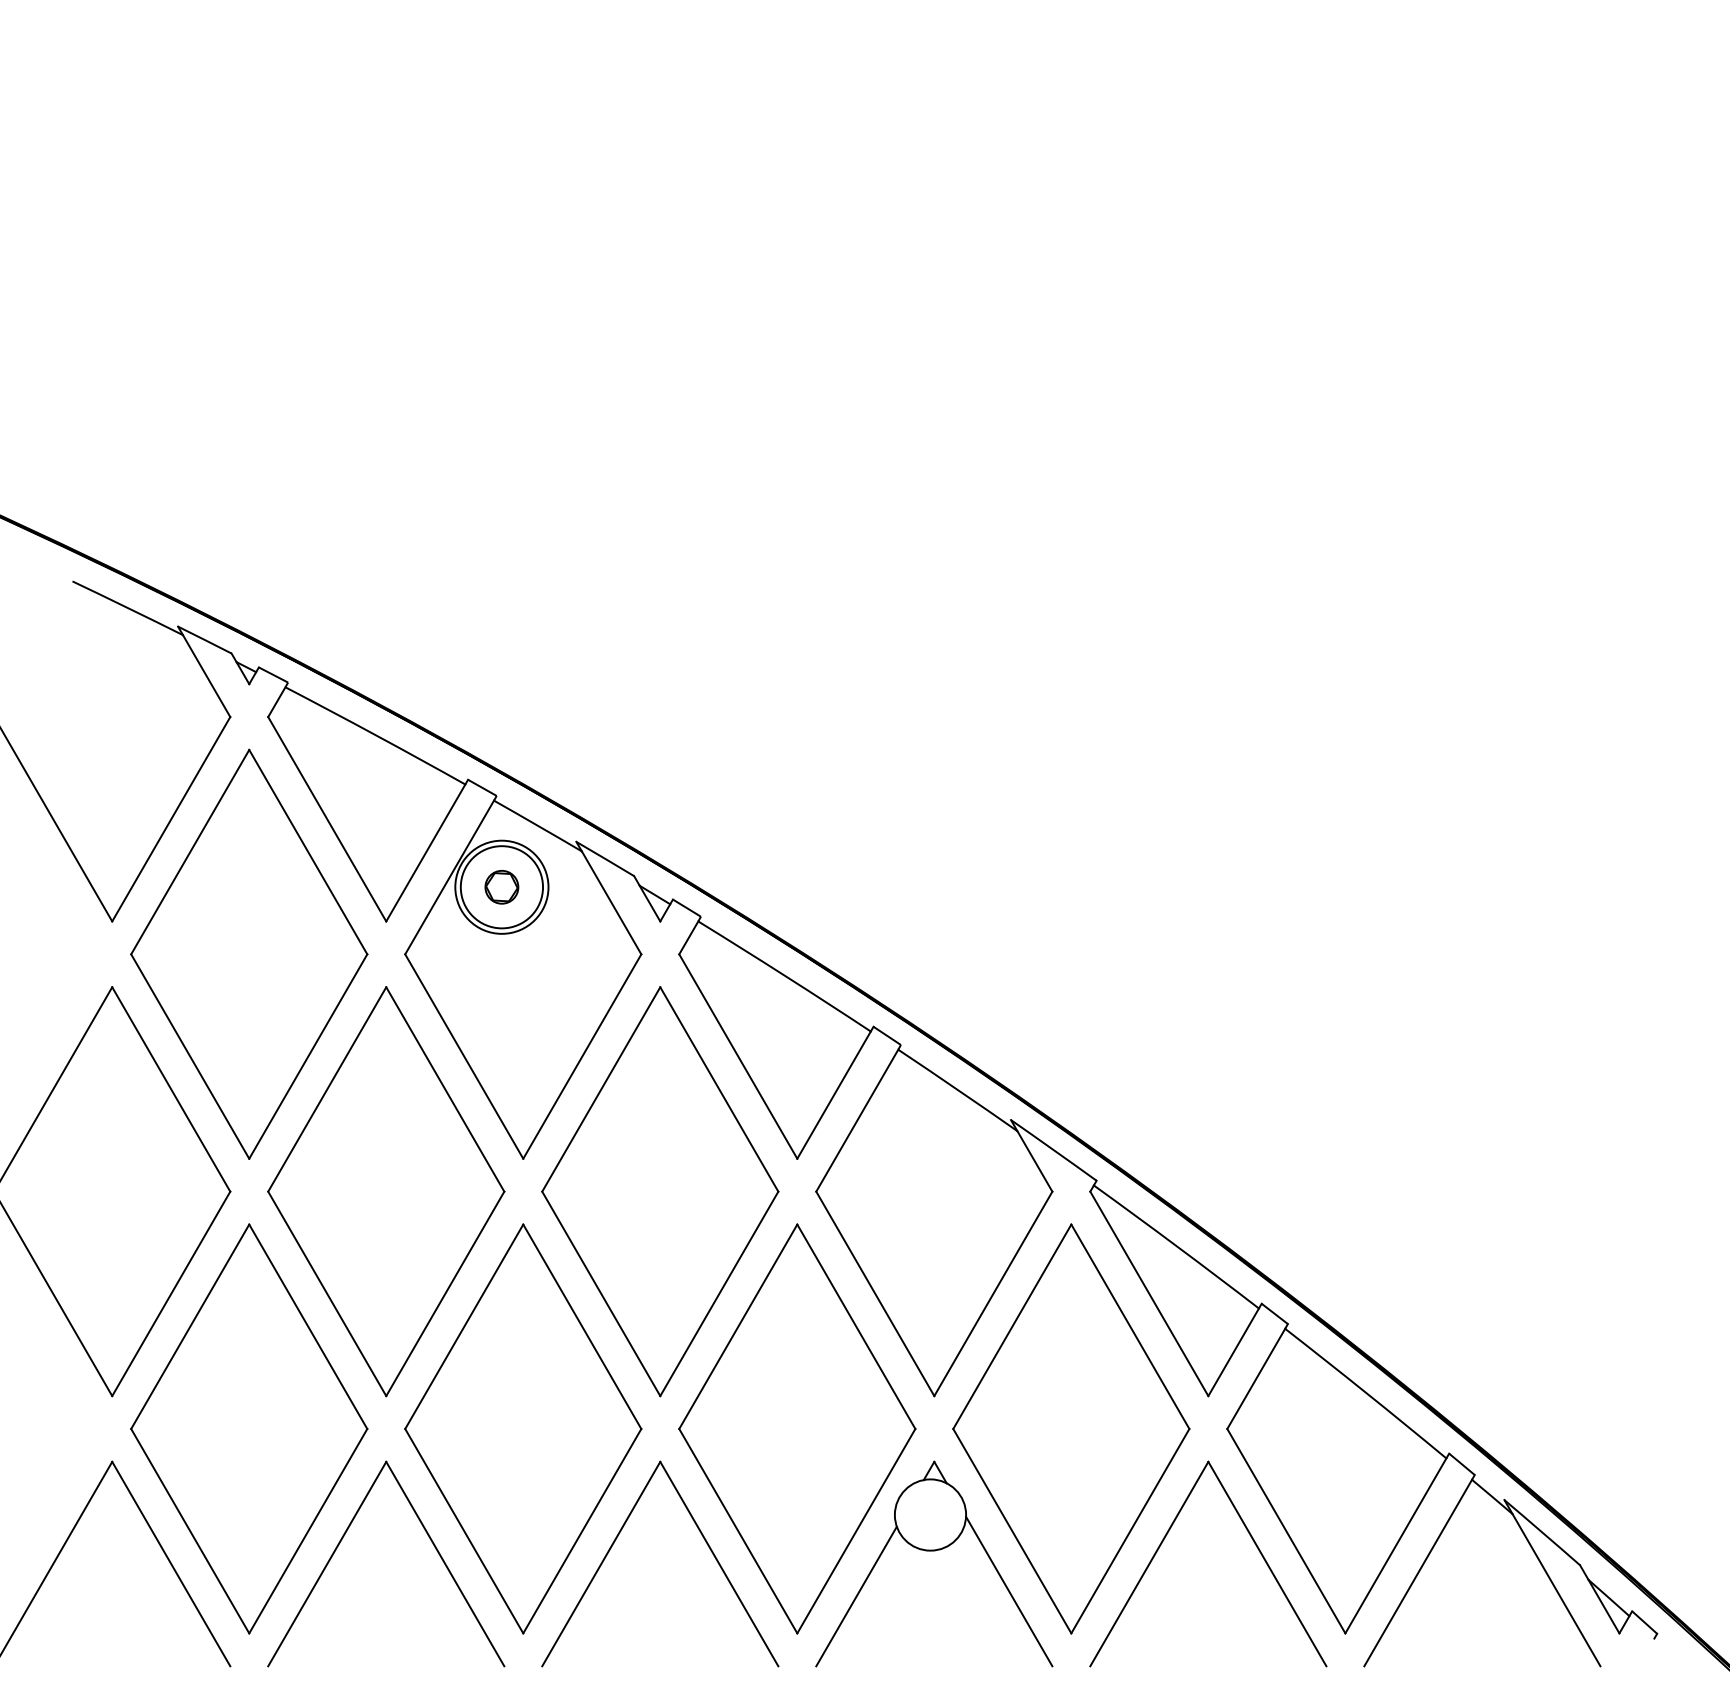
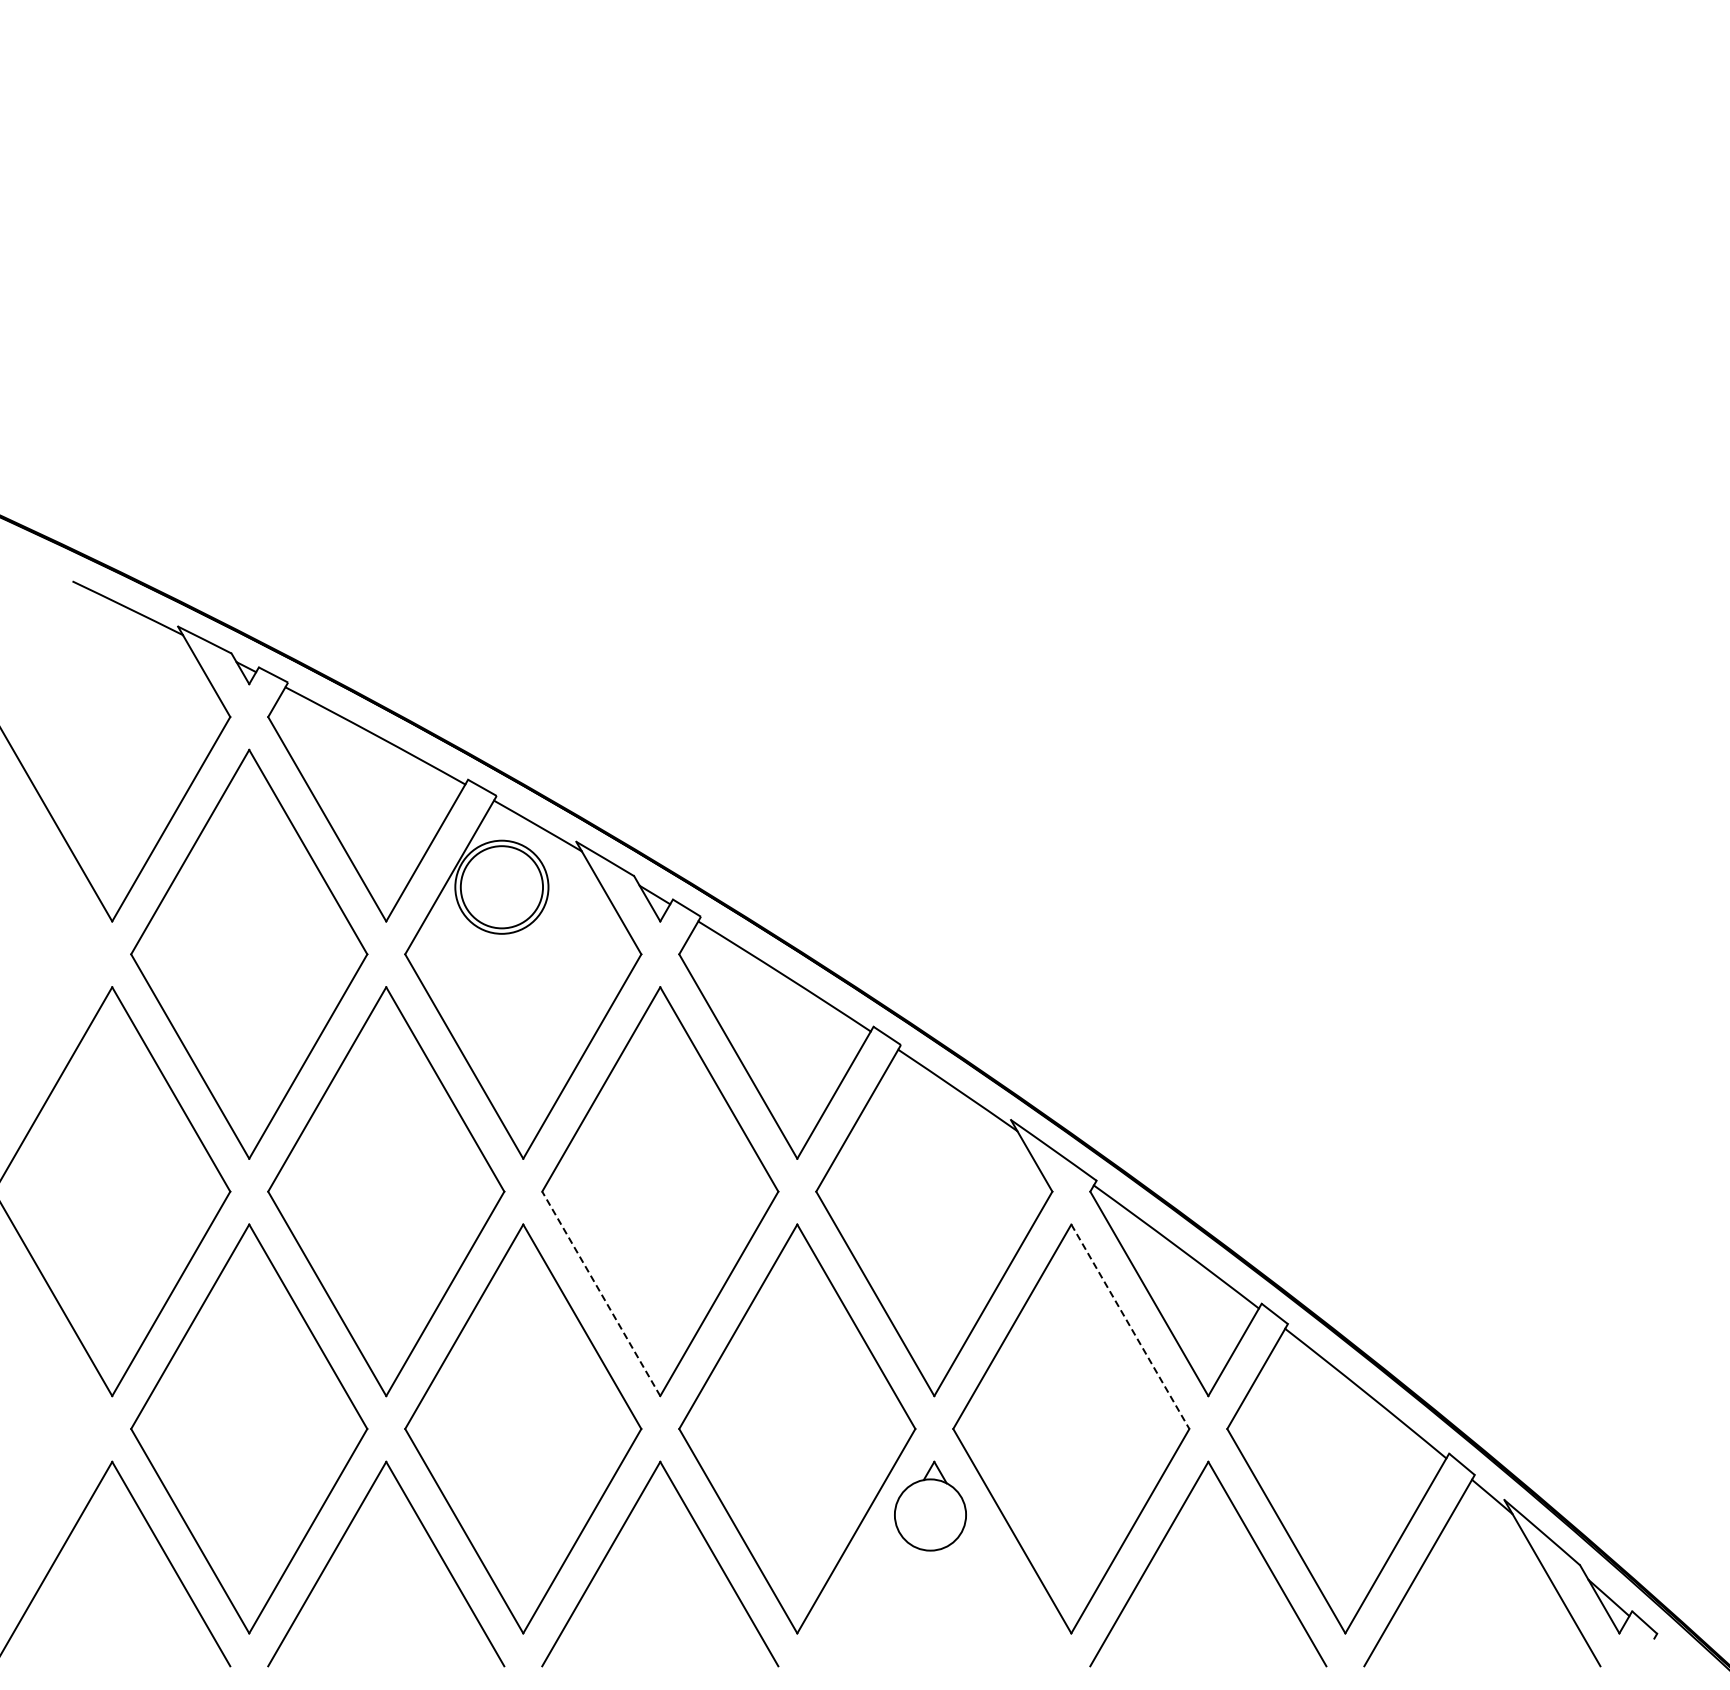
part: present -> none (501, 887)
line: solid -> dashed (601, 1293)
line: solid -> dashed (1130, 1327)
line: present -> none (1009, 1591)
line: present -> none (856, 1596)
